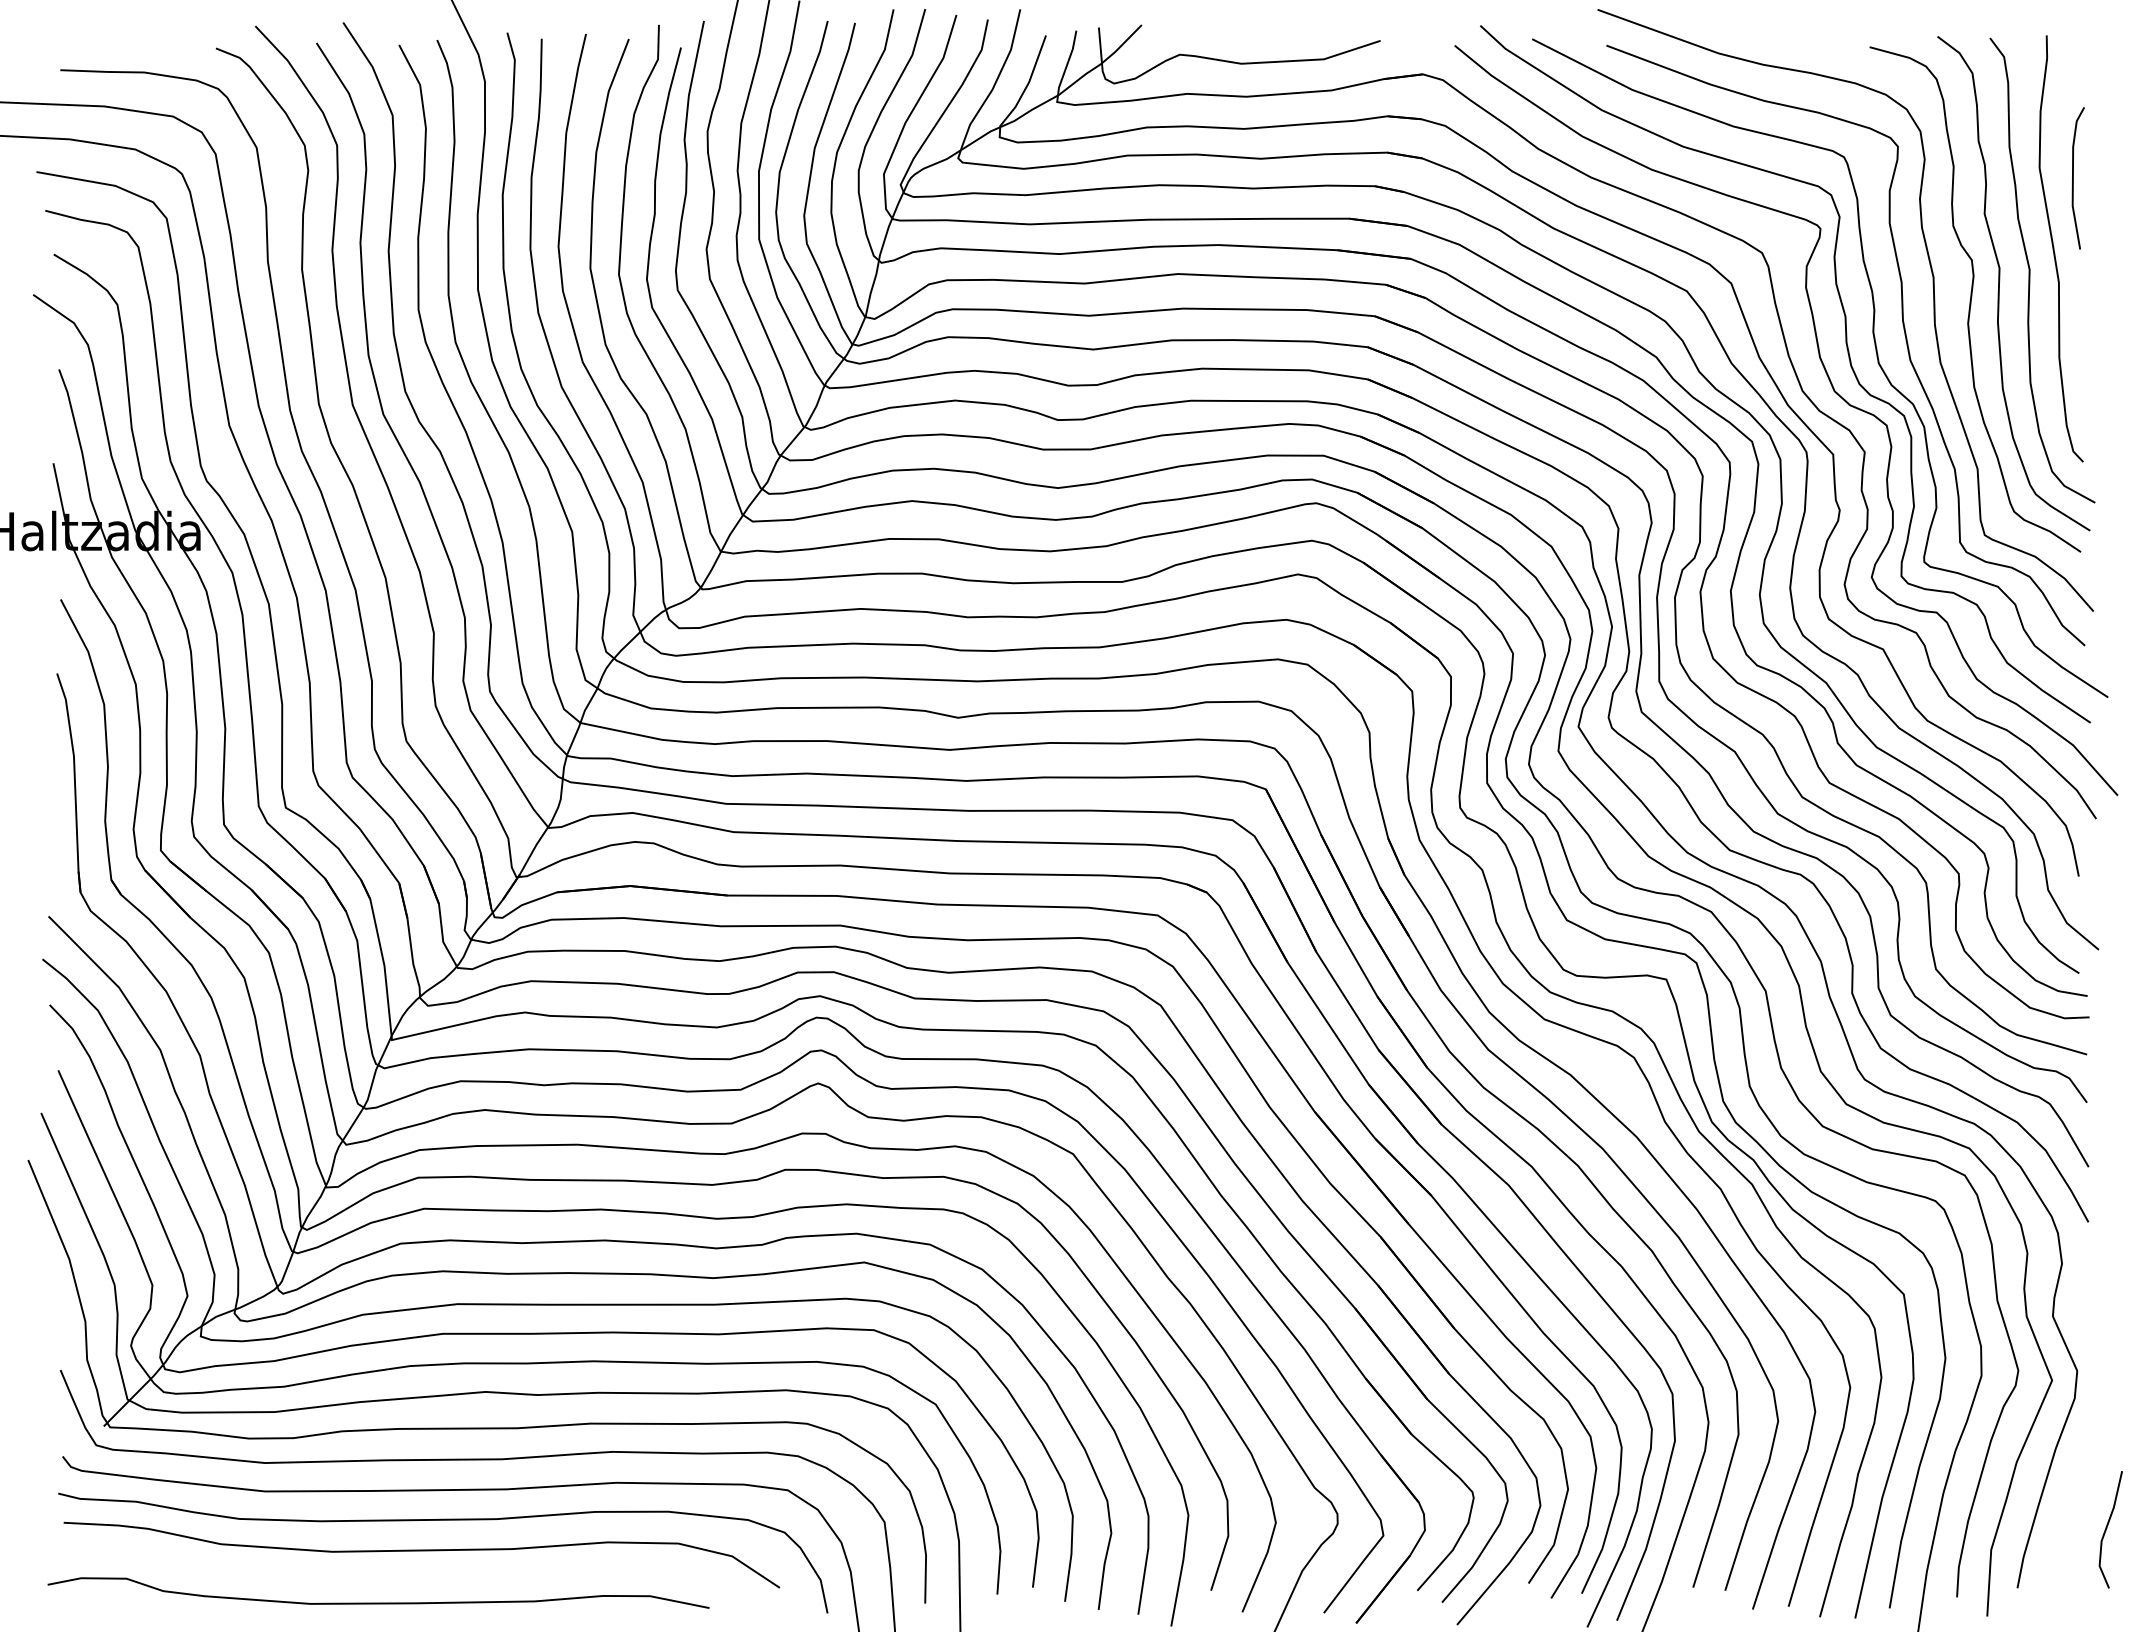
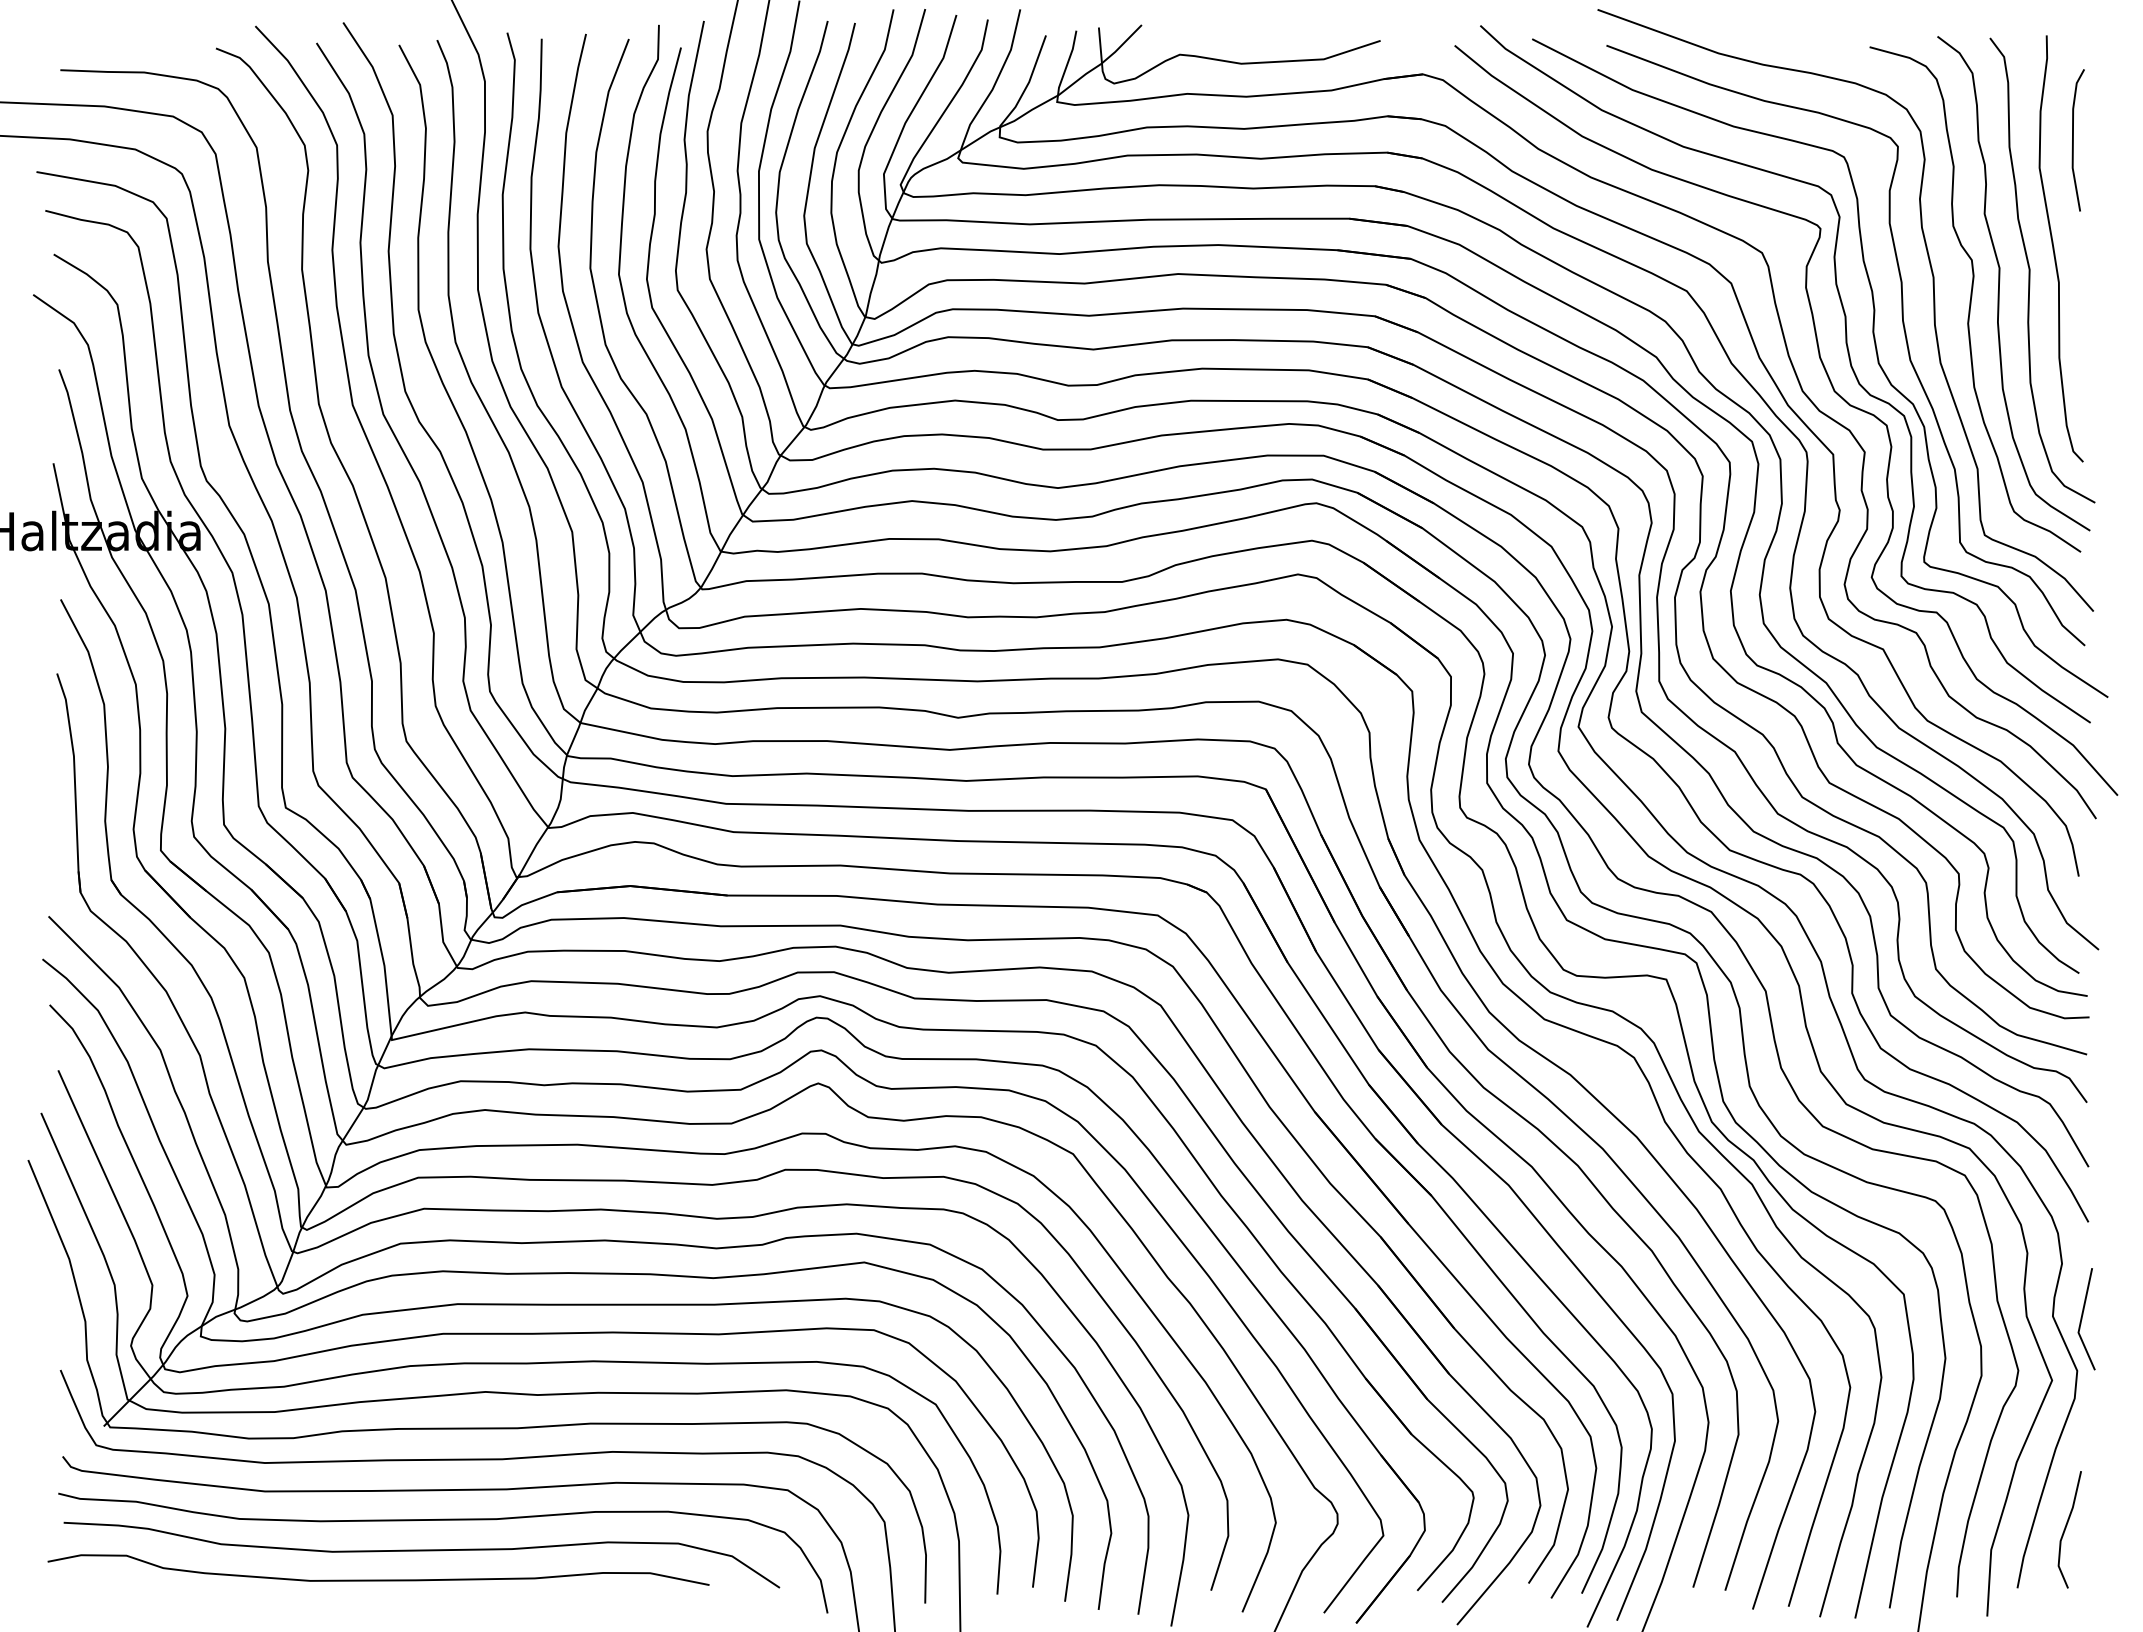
line position: (2073, 178) -> (2073, 140) (2073, 140)
line: none -> present (2082, 1319)
line position: (2107, 1528) -> (2066, 1528) (2066, 1528)
part position: (378, 1602) -> (378, 1579) (378, 1579)
